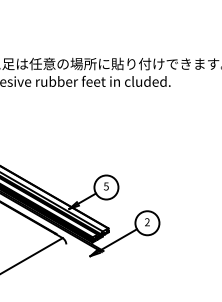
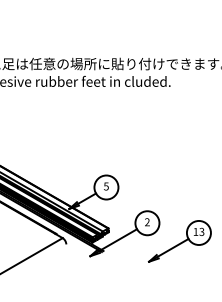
part: none -> present (179, 241)
